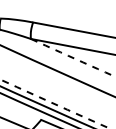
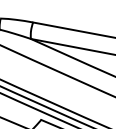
arc: dashed -> solid (73, 58)
arc: dashed -> solid (55, 104)
